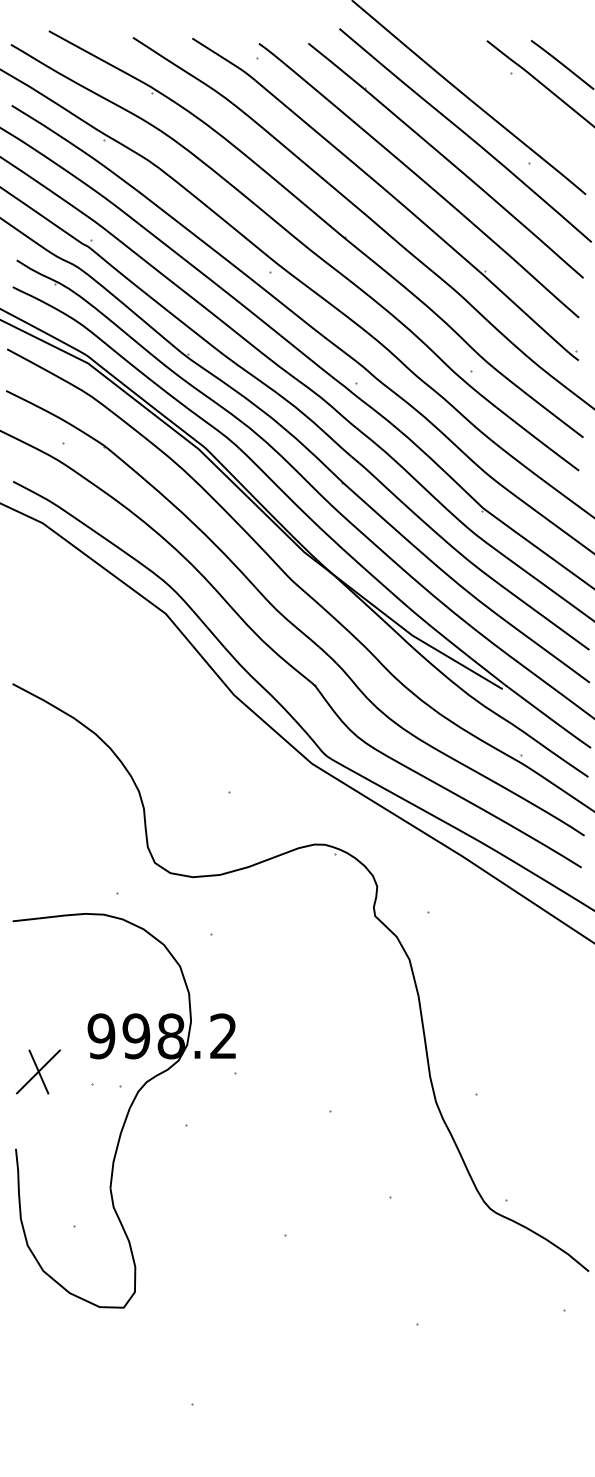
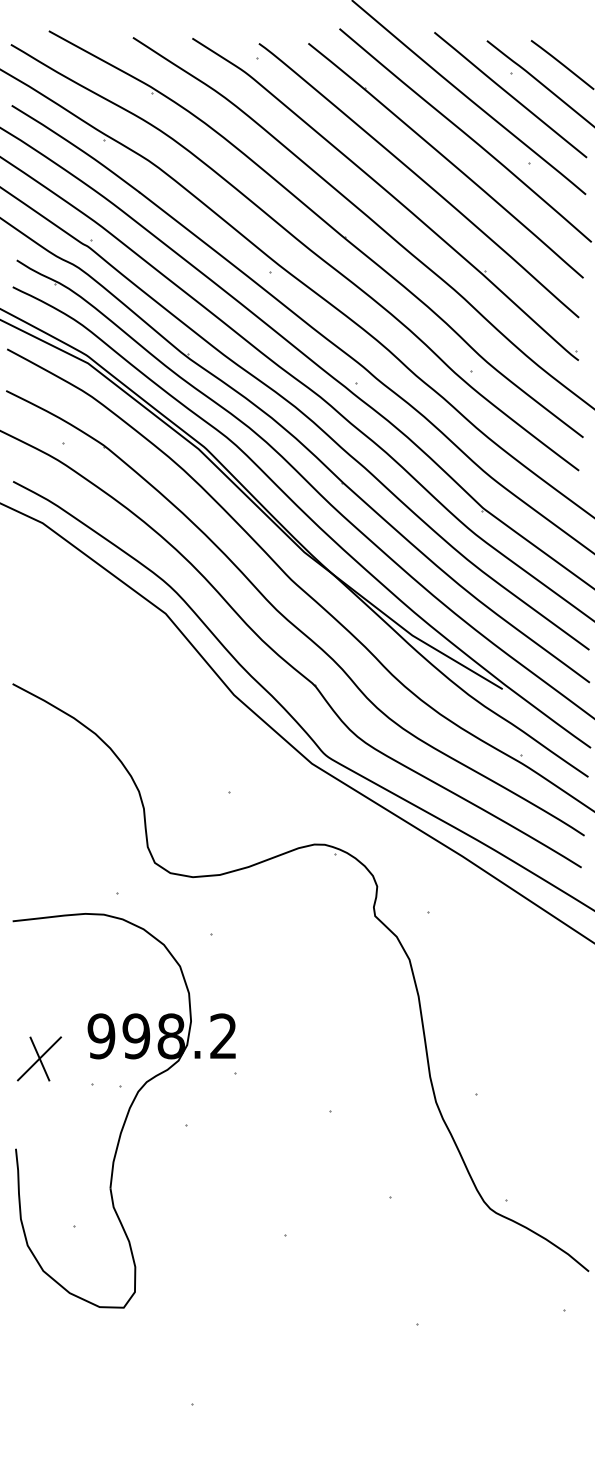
line: none -> present (510, 95)
part position: (38, 1071) -> (39, 1058) (39, 1058)
